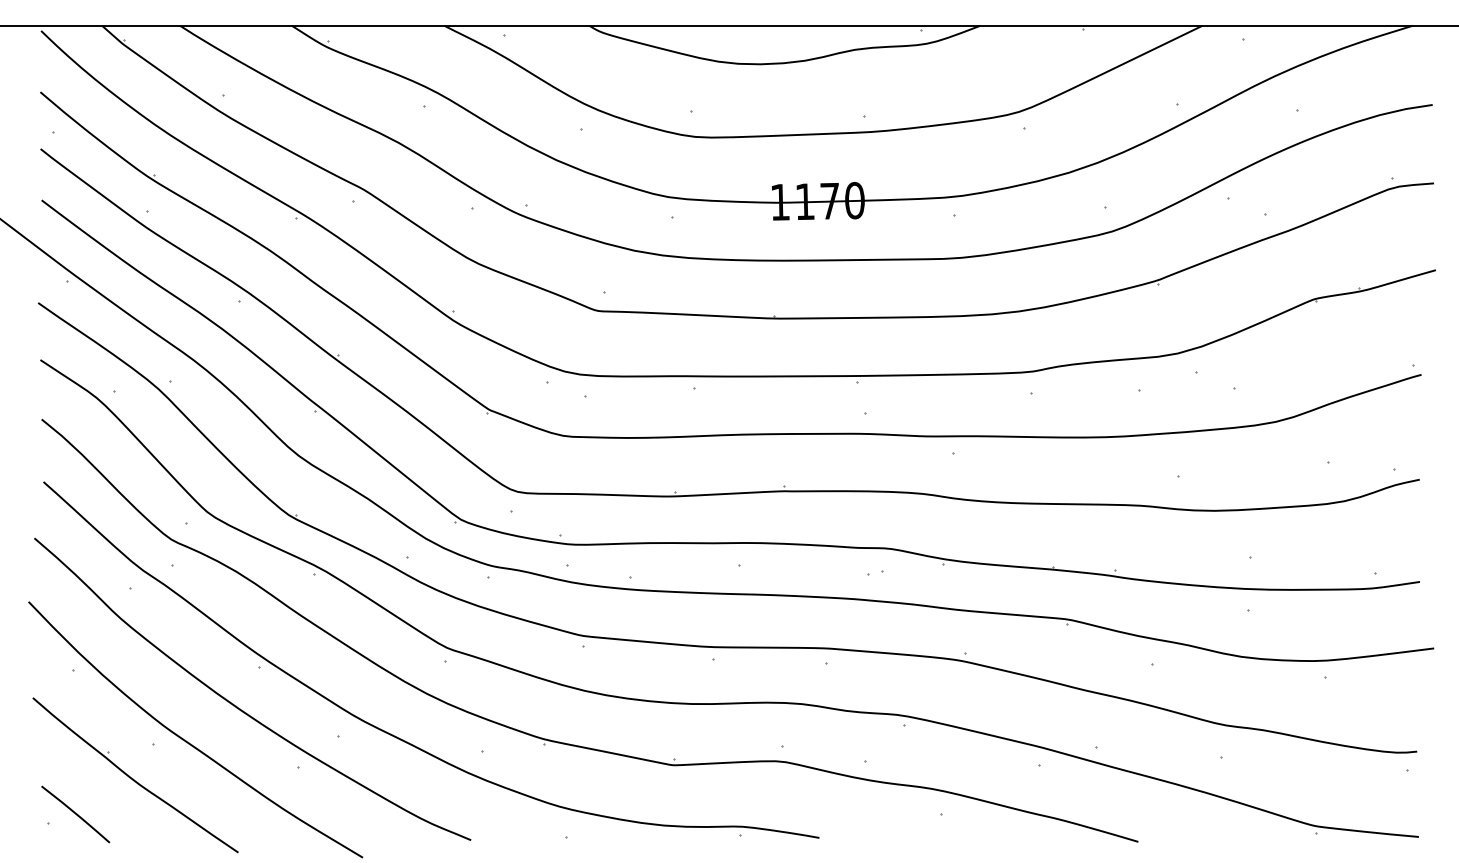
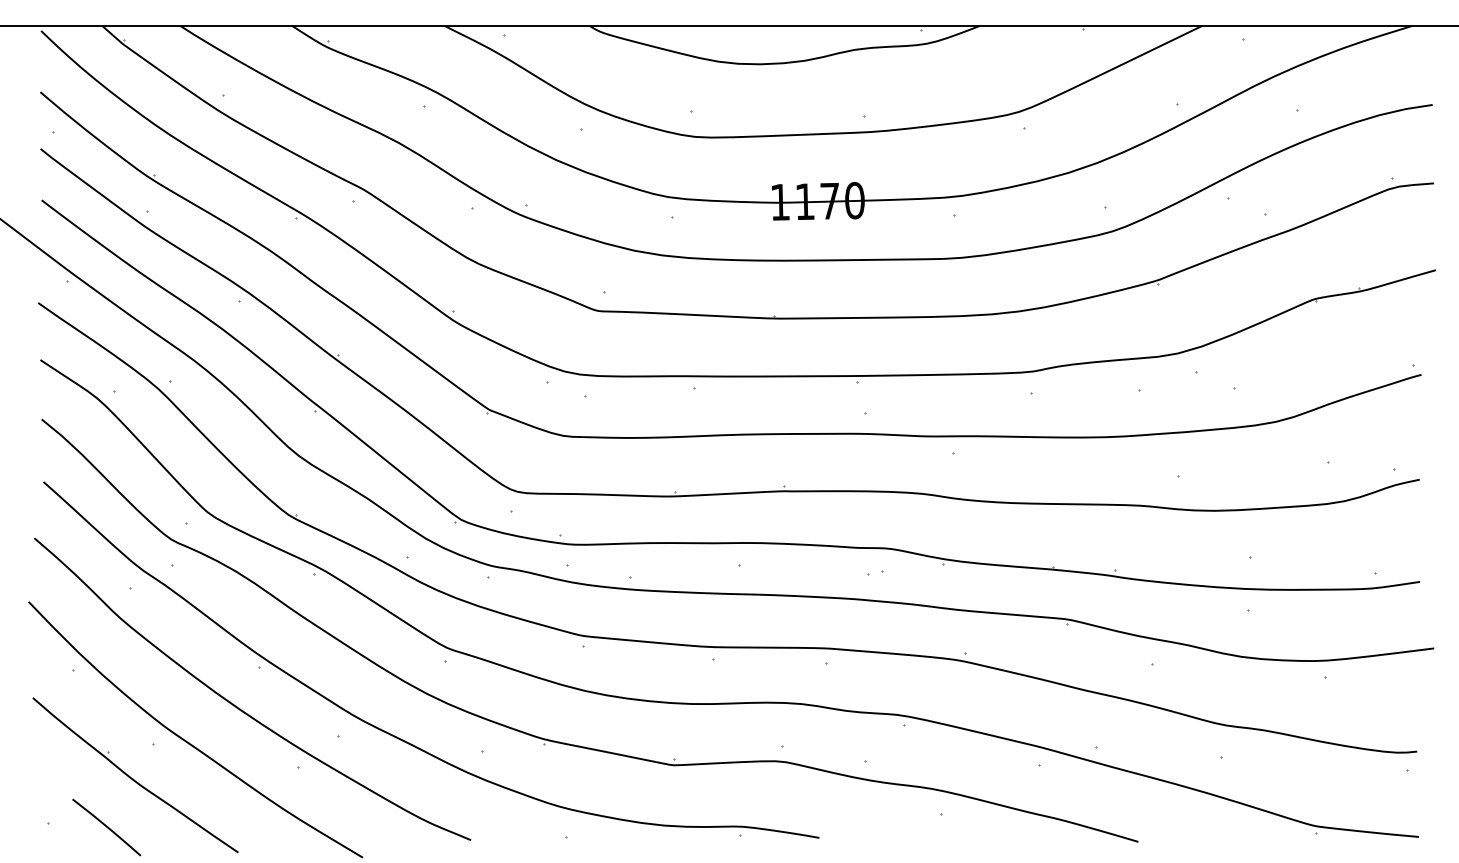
line position: (75, 814) -> (106, 827) (106, 827)
